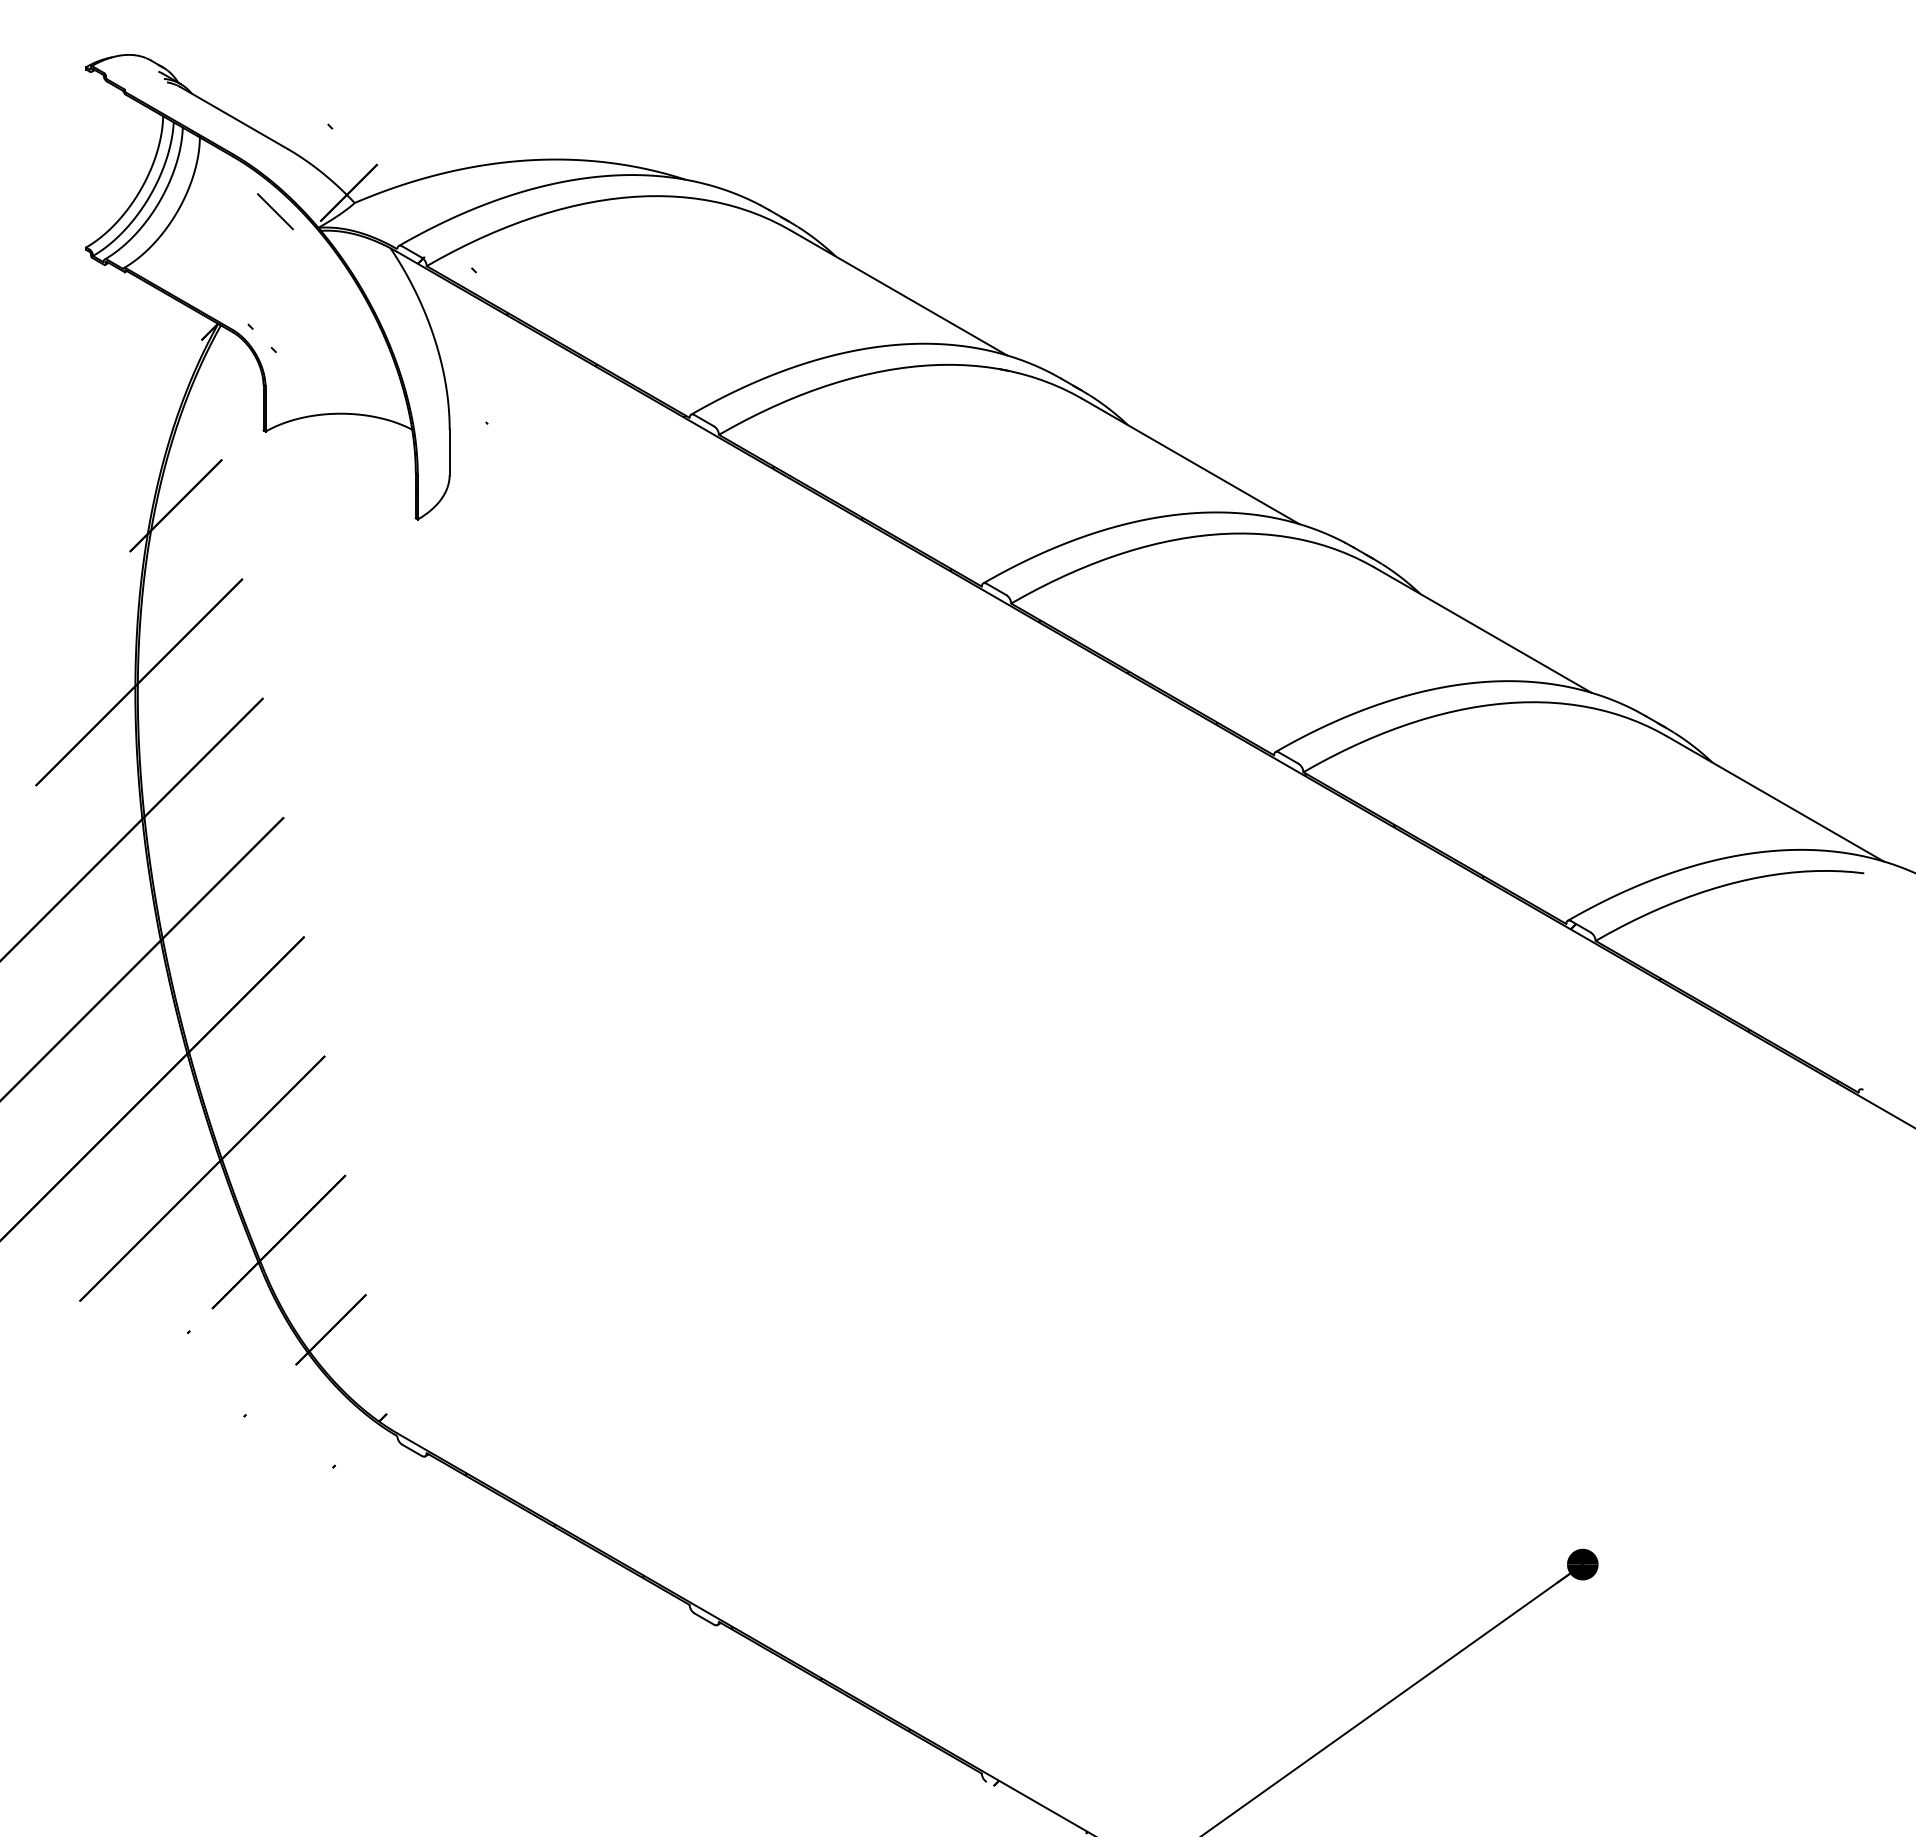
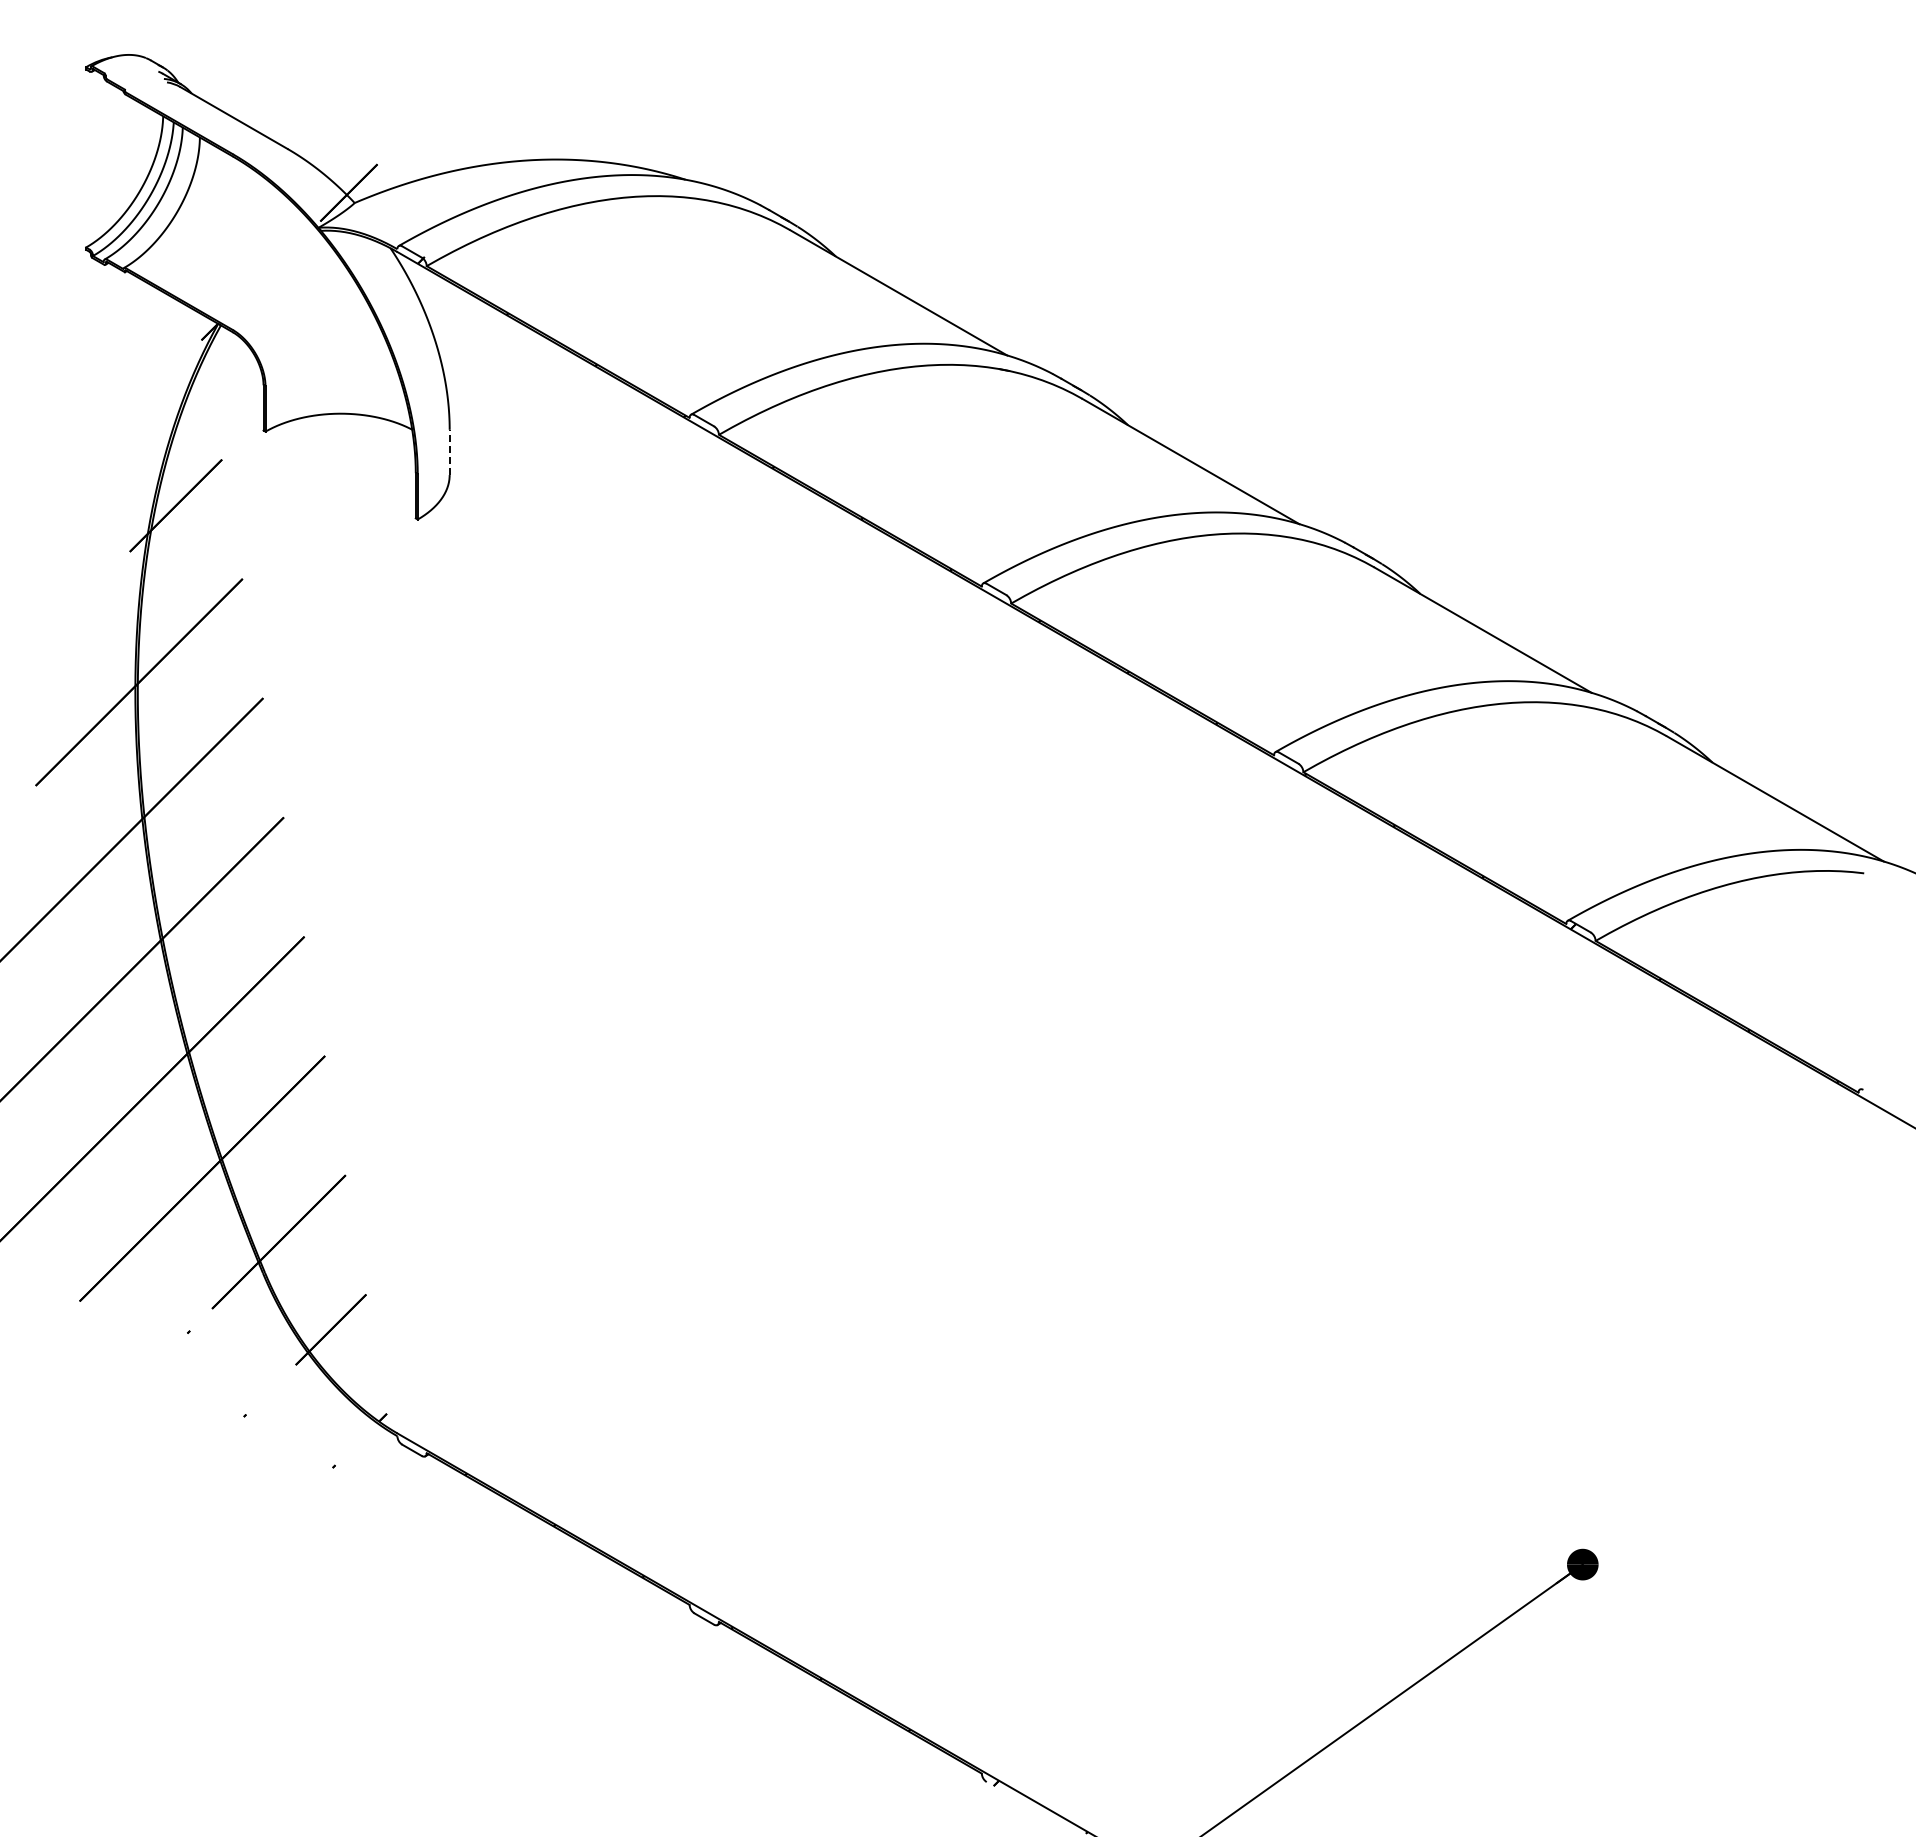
hatch: present -> none (342, 308)
part: present -> none (253, 329)
line: solid -> dashed (449, 452)
